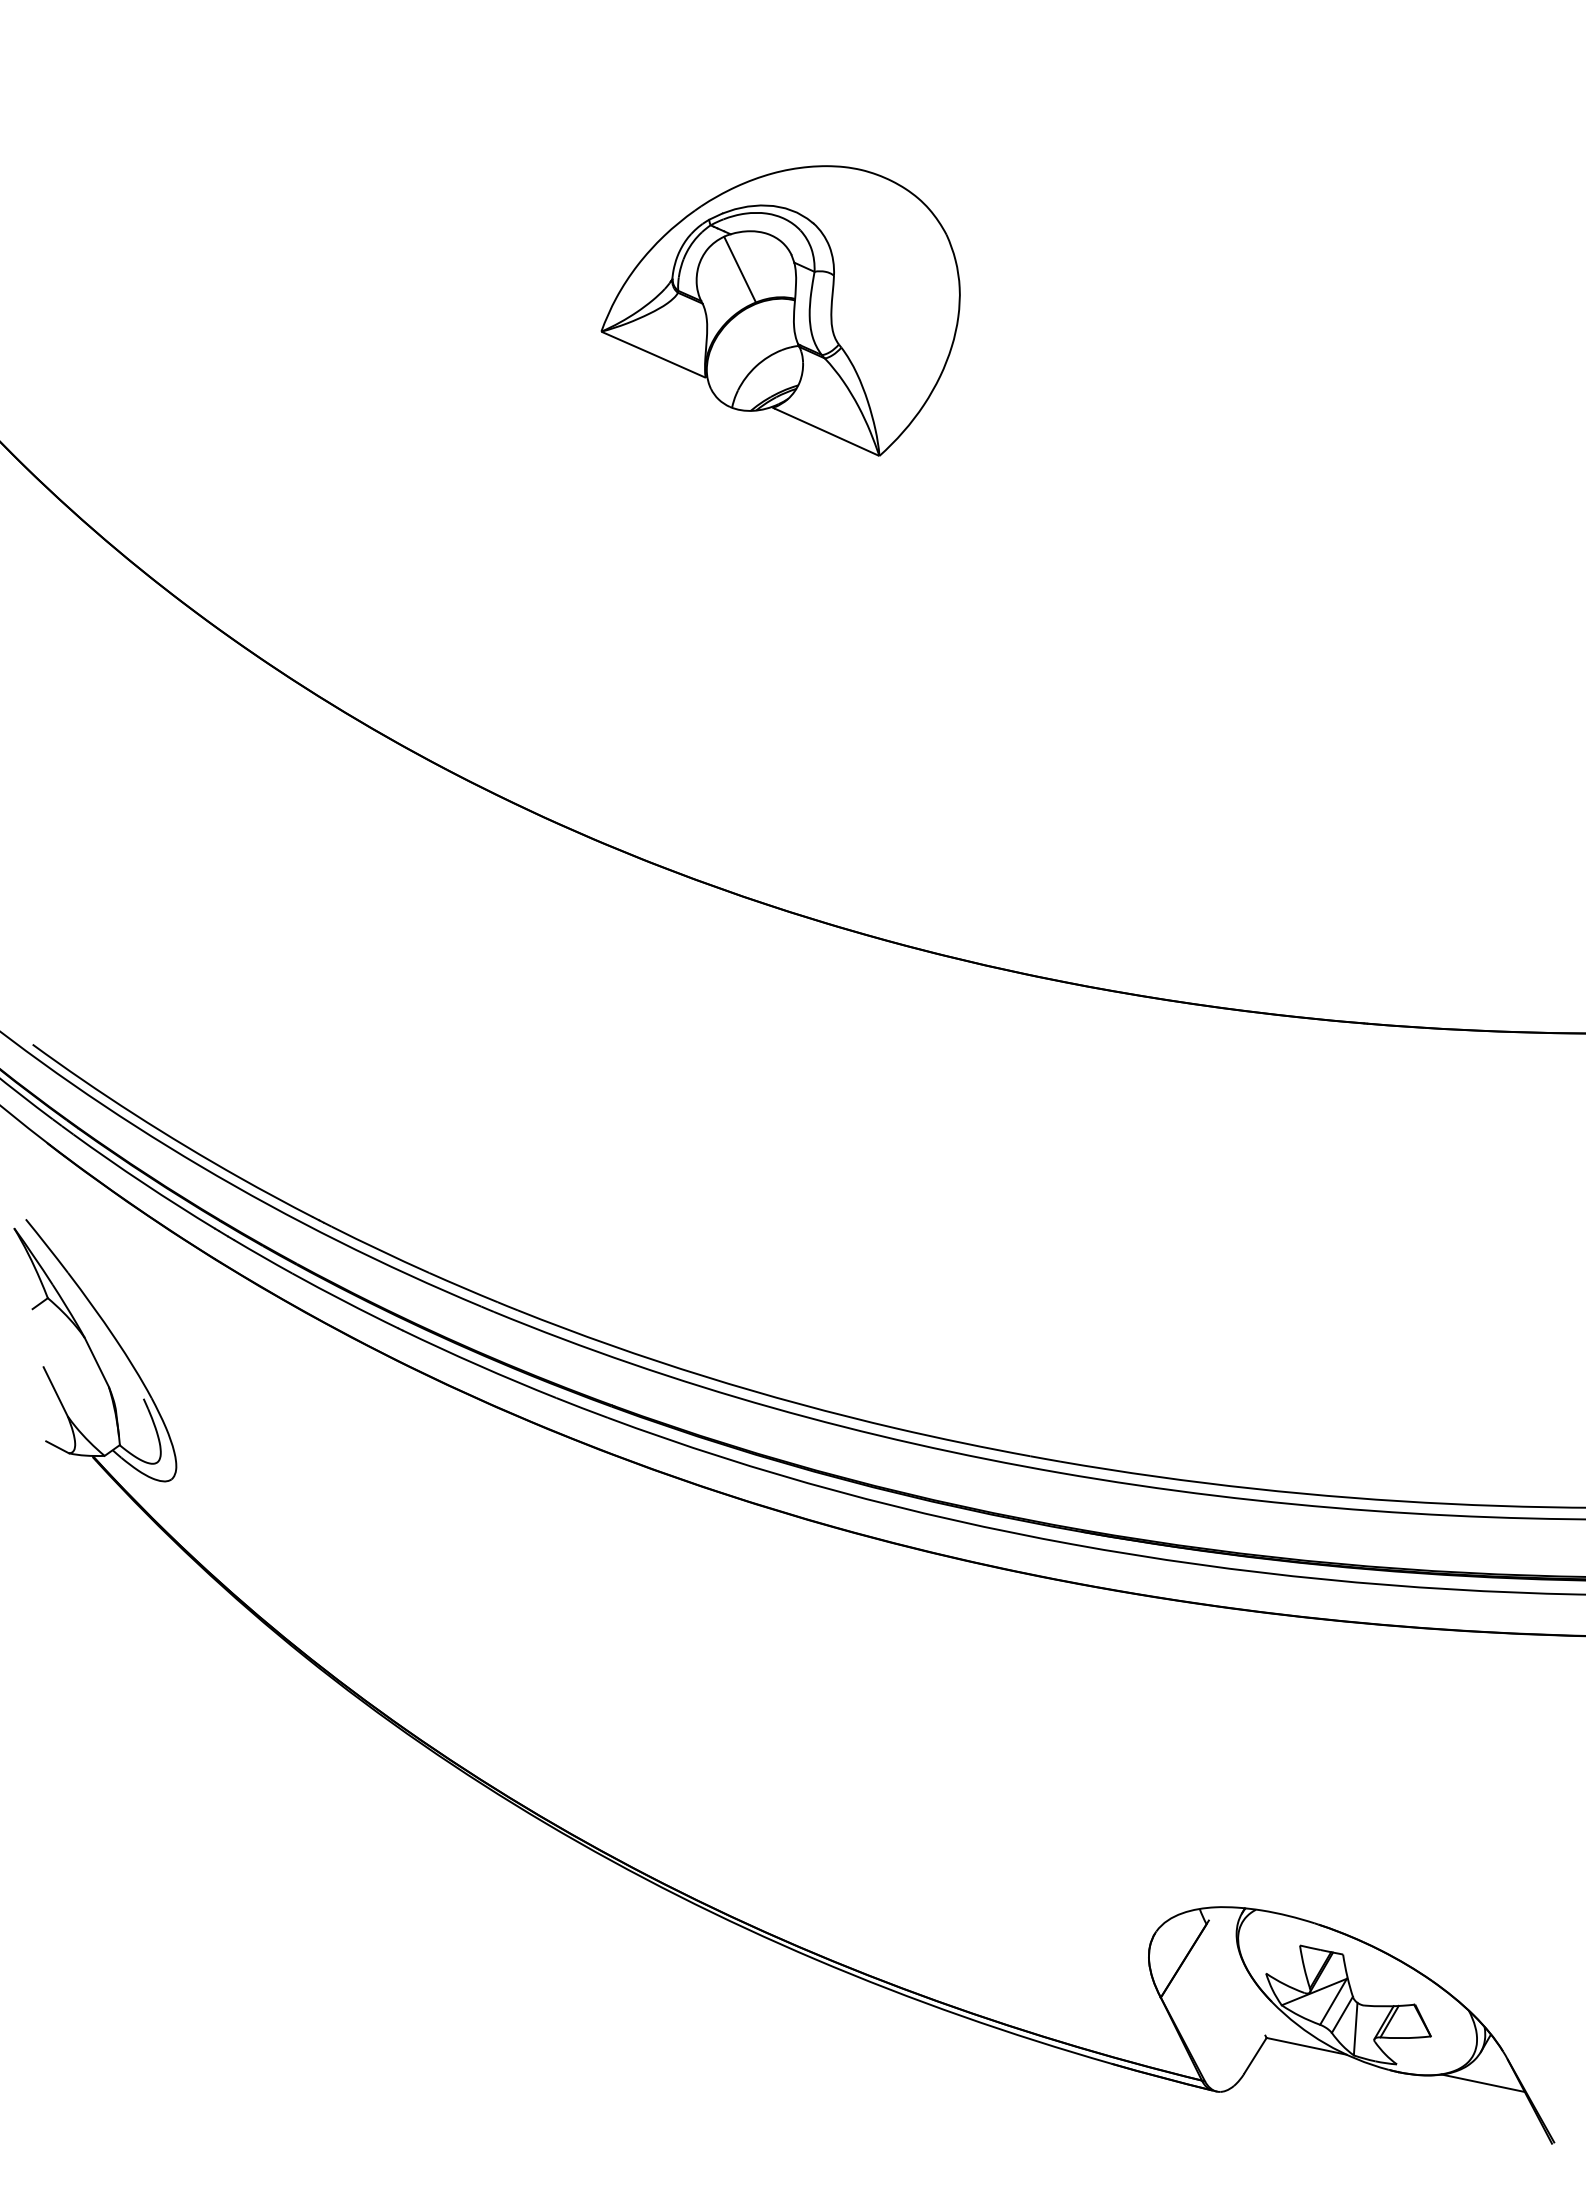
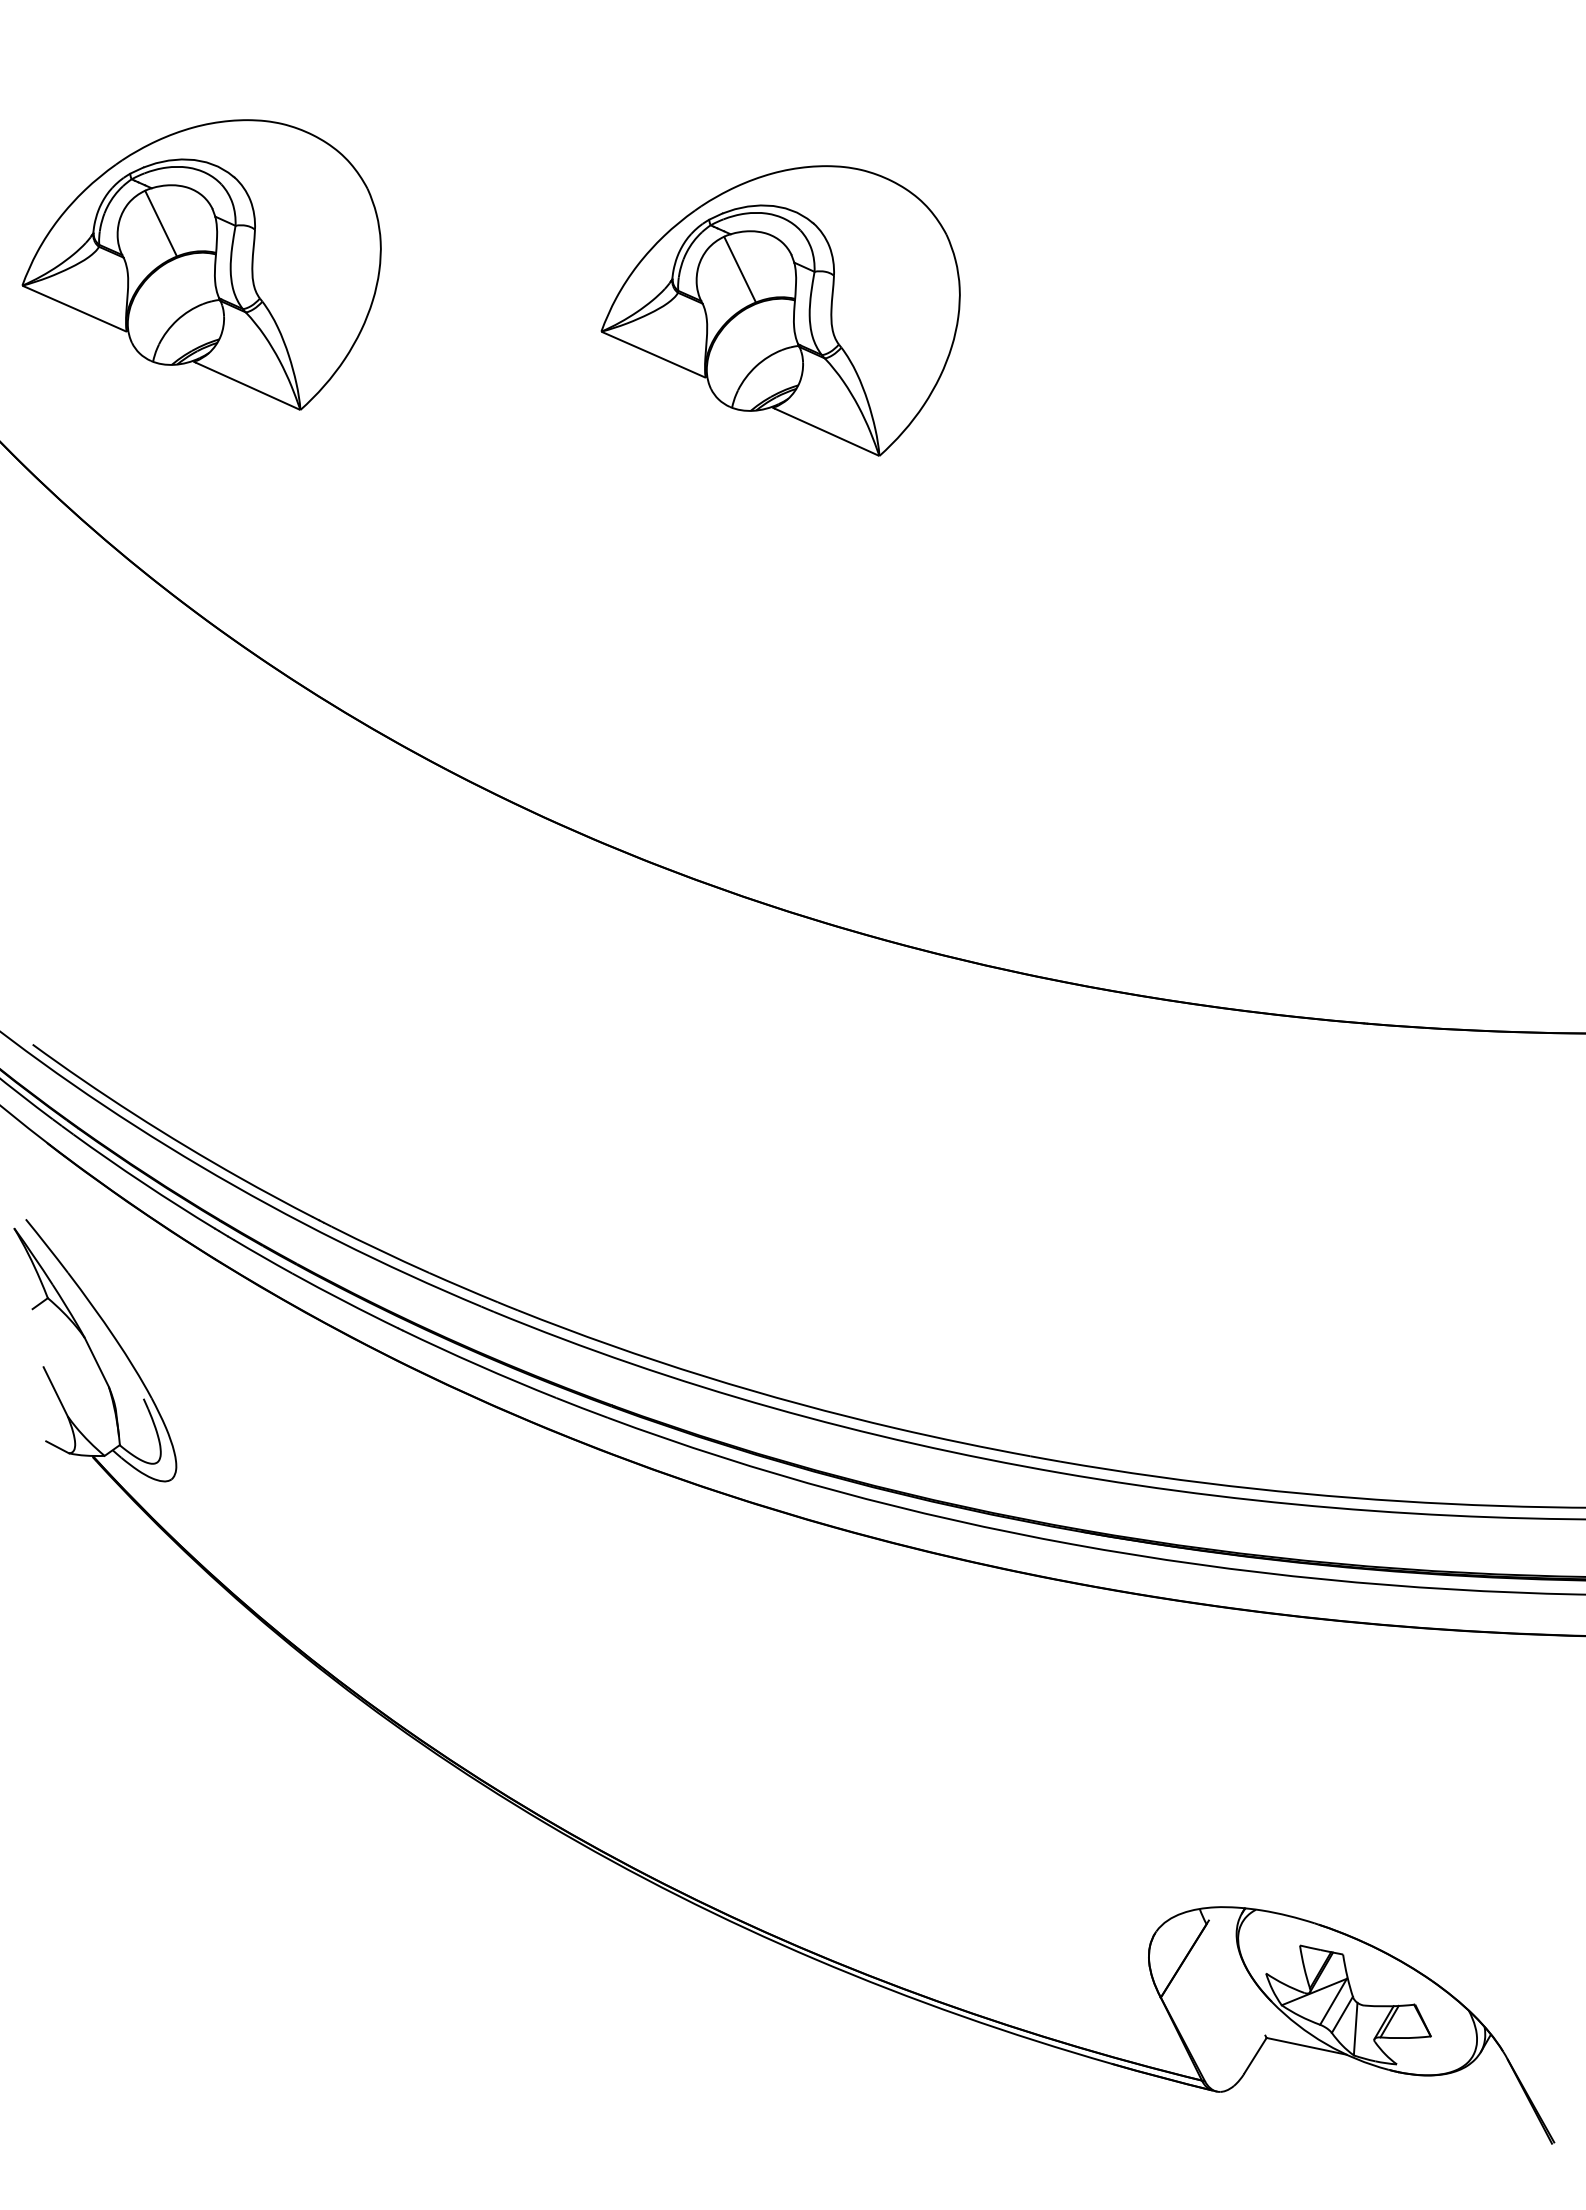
part: none -> present (201, 264)
line: present -> none (1482, 2082)
